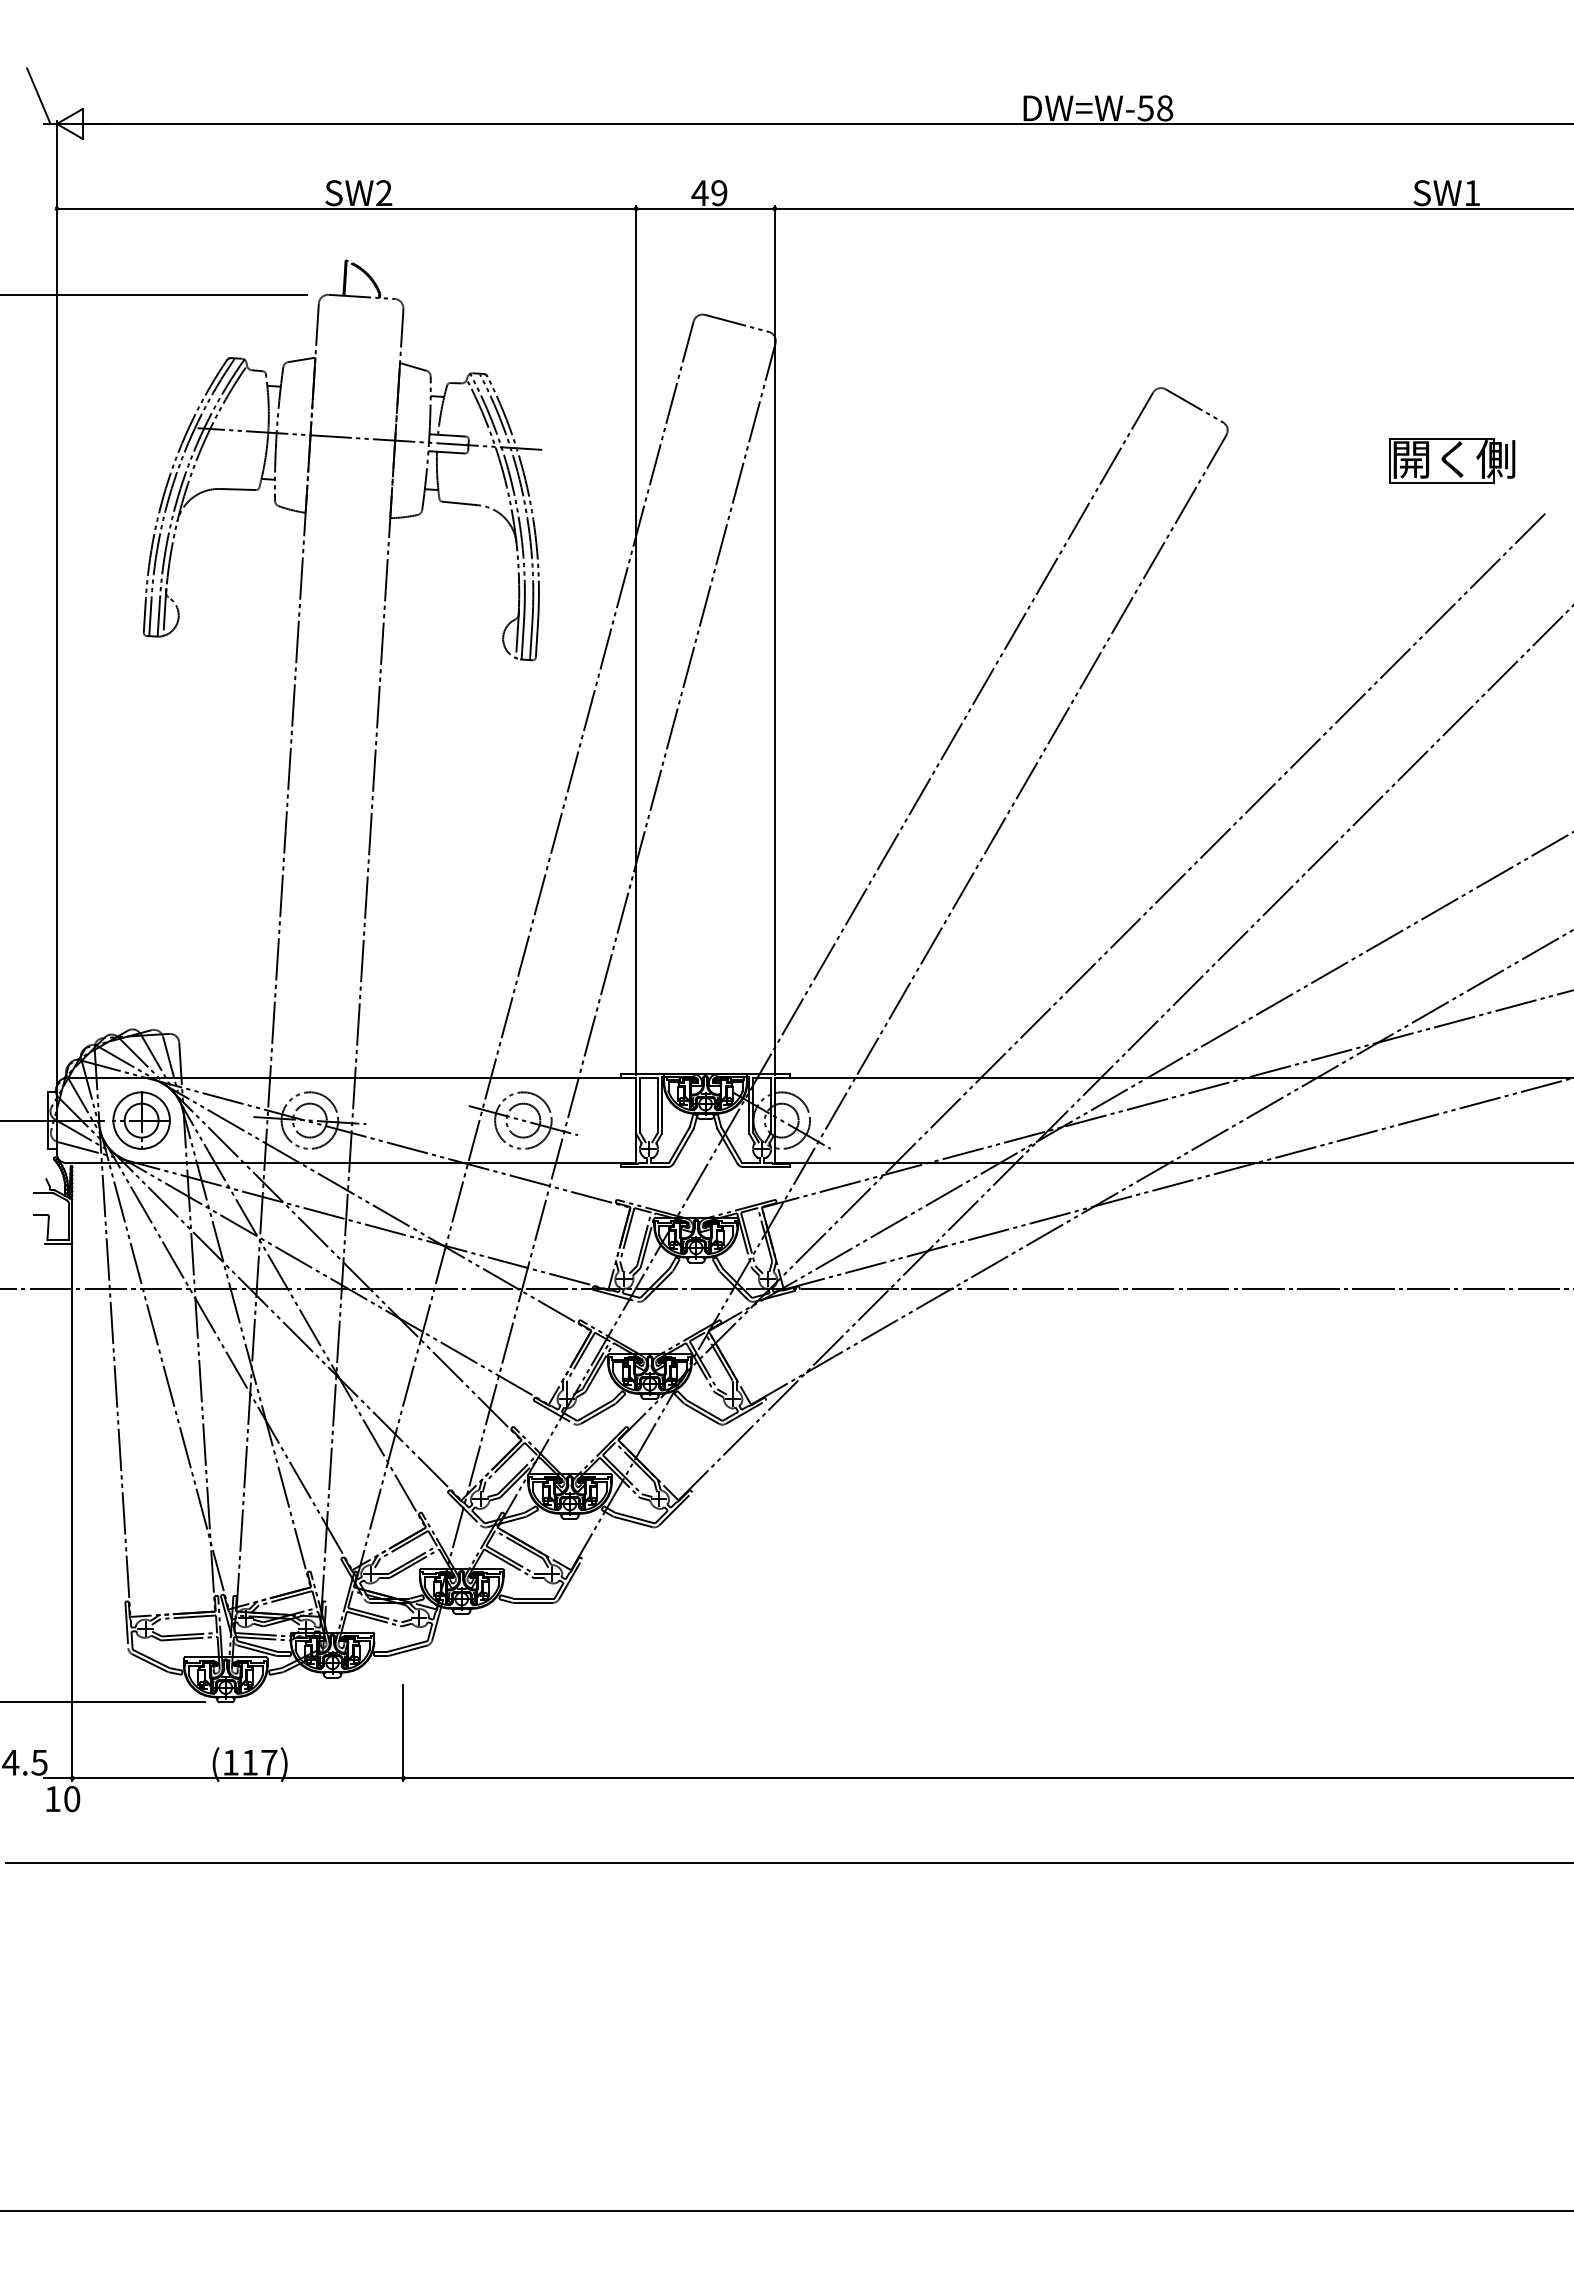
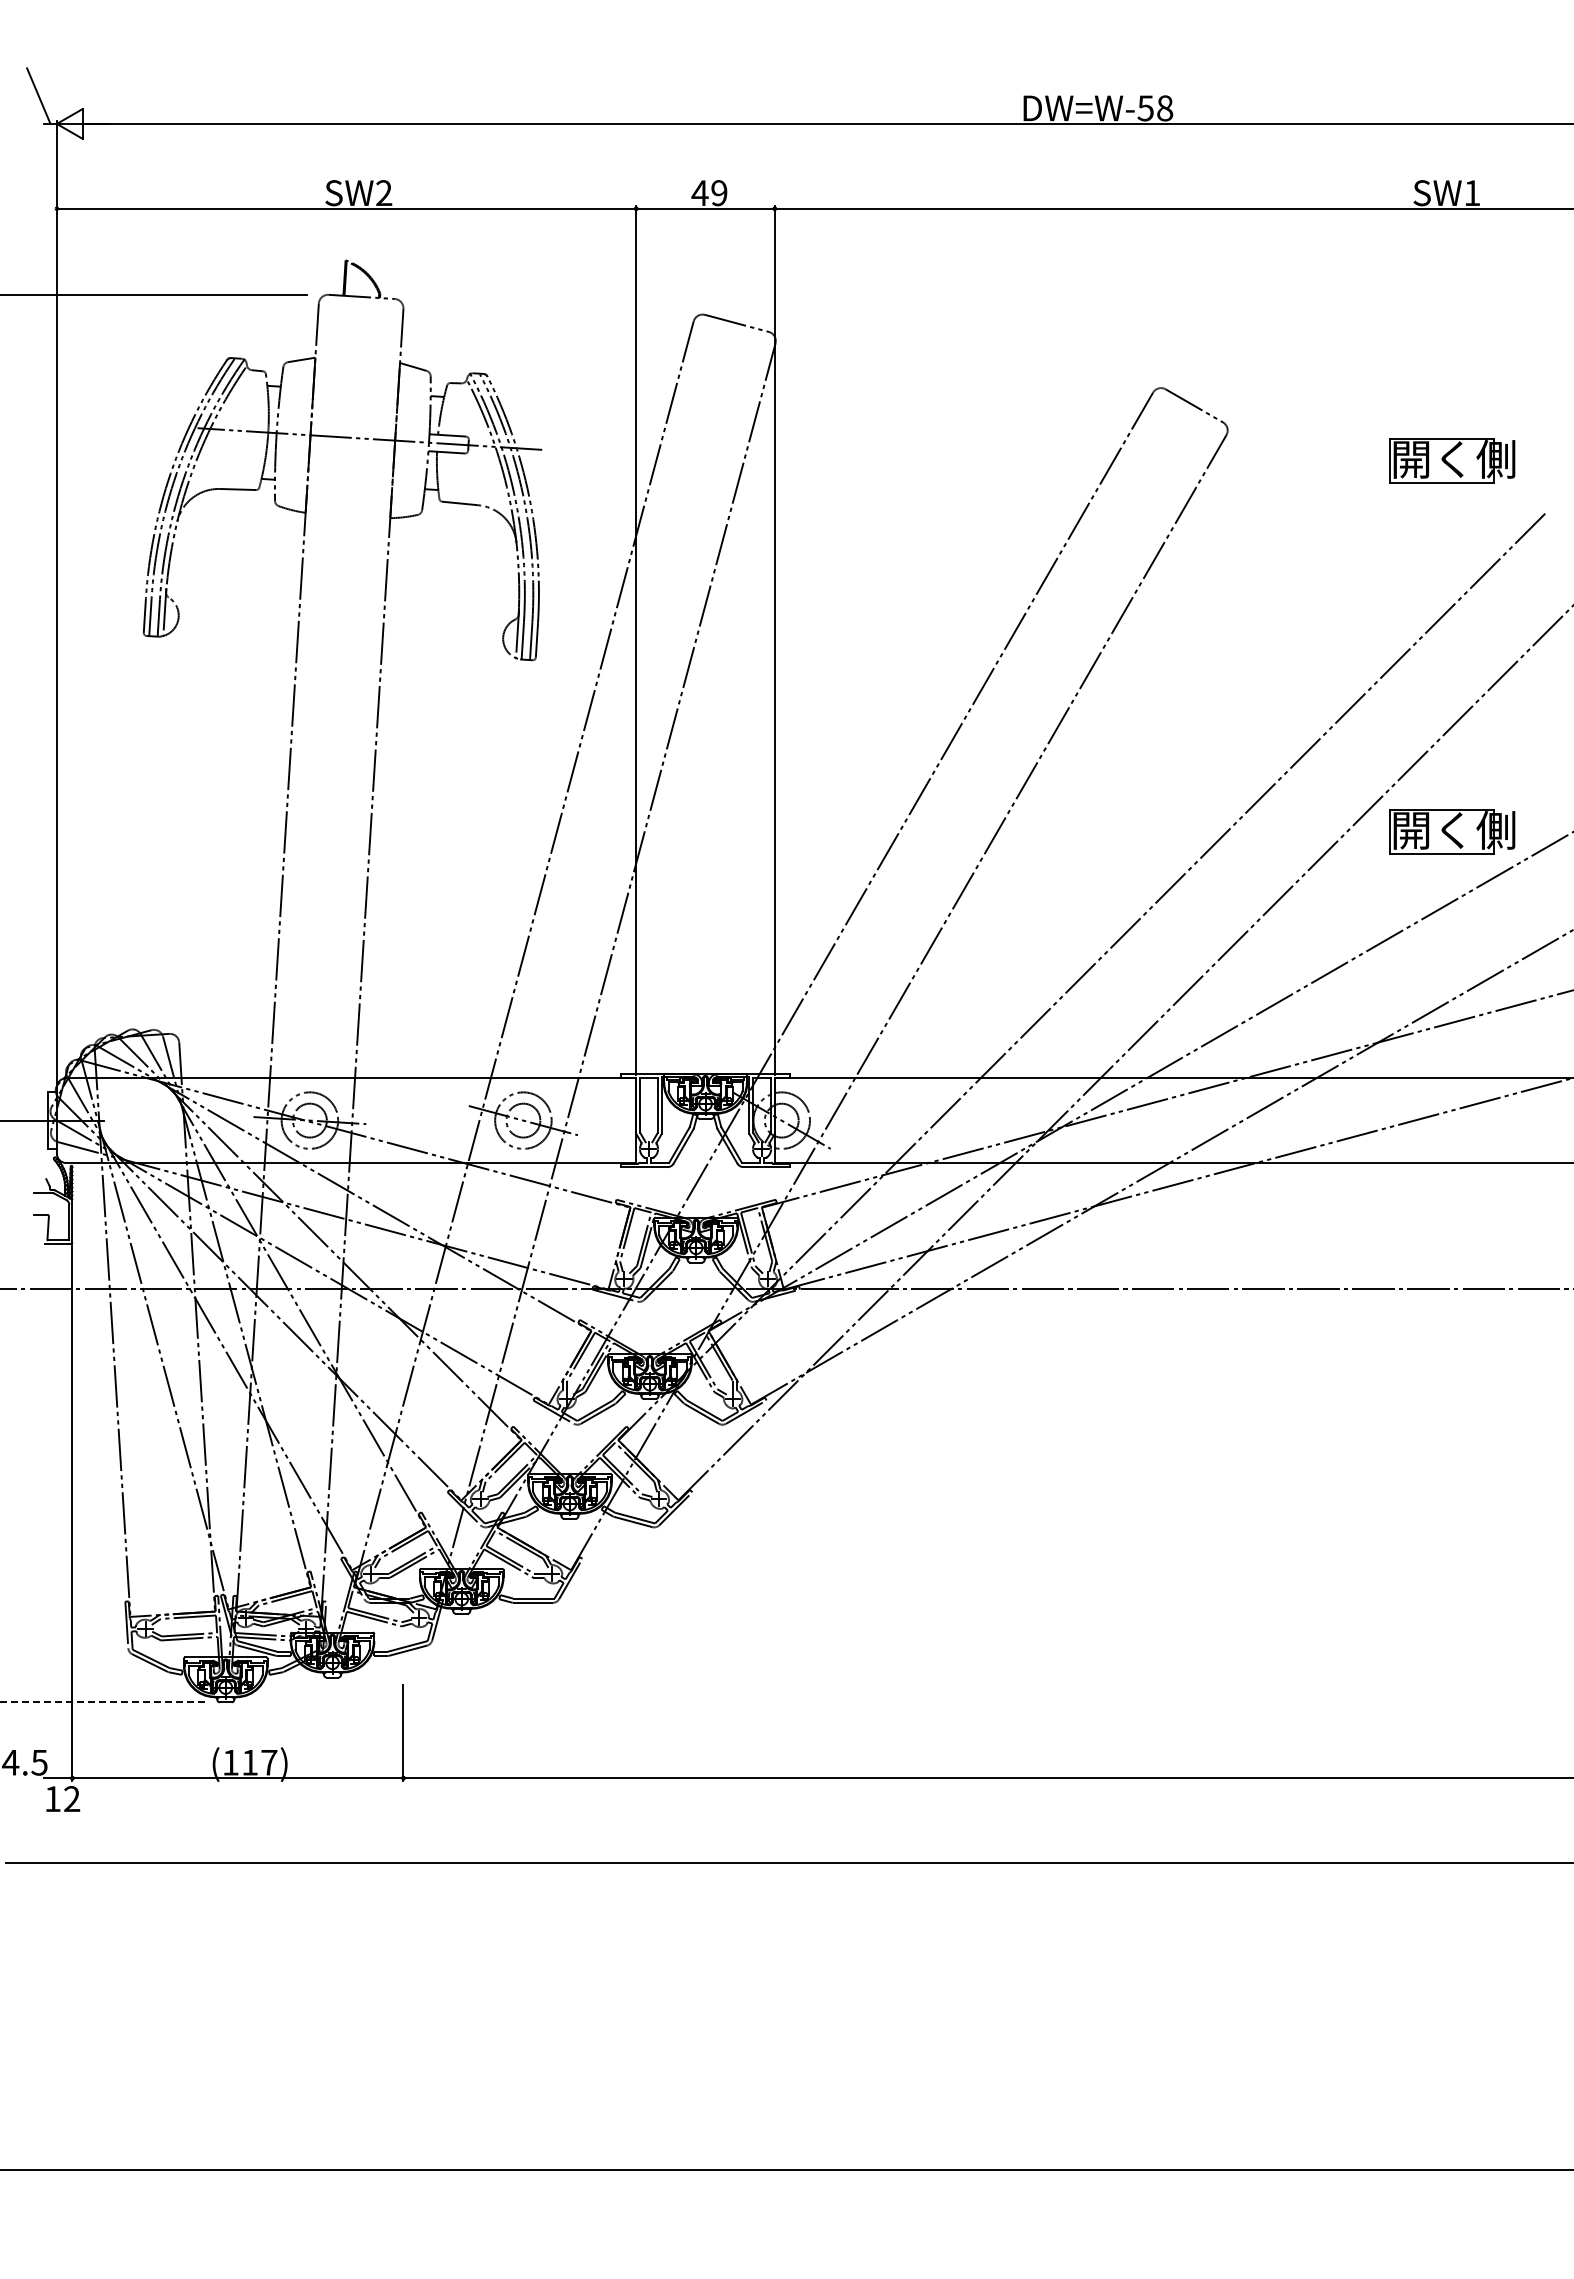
part: none -> present (1452, 831)
part: present -> none (141, 1120)
line: solid -> dashed (102, 1702)
text: 10 -> 12 (72, 1799)
line position: (786, 2210) -> (786, 2169) (786, 2169)
